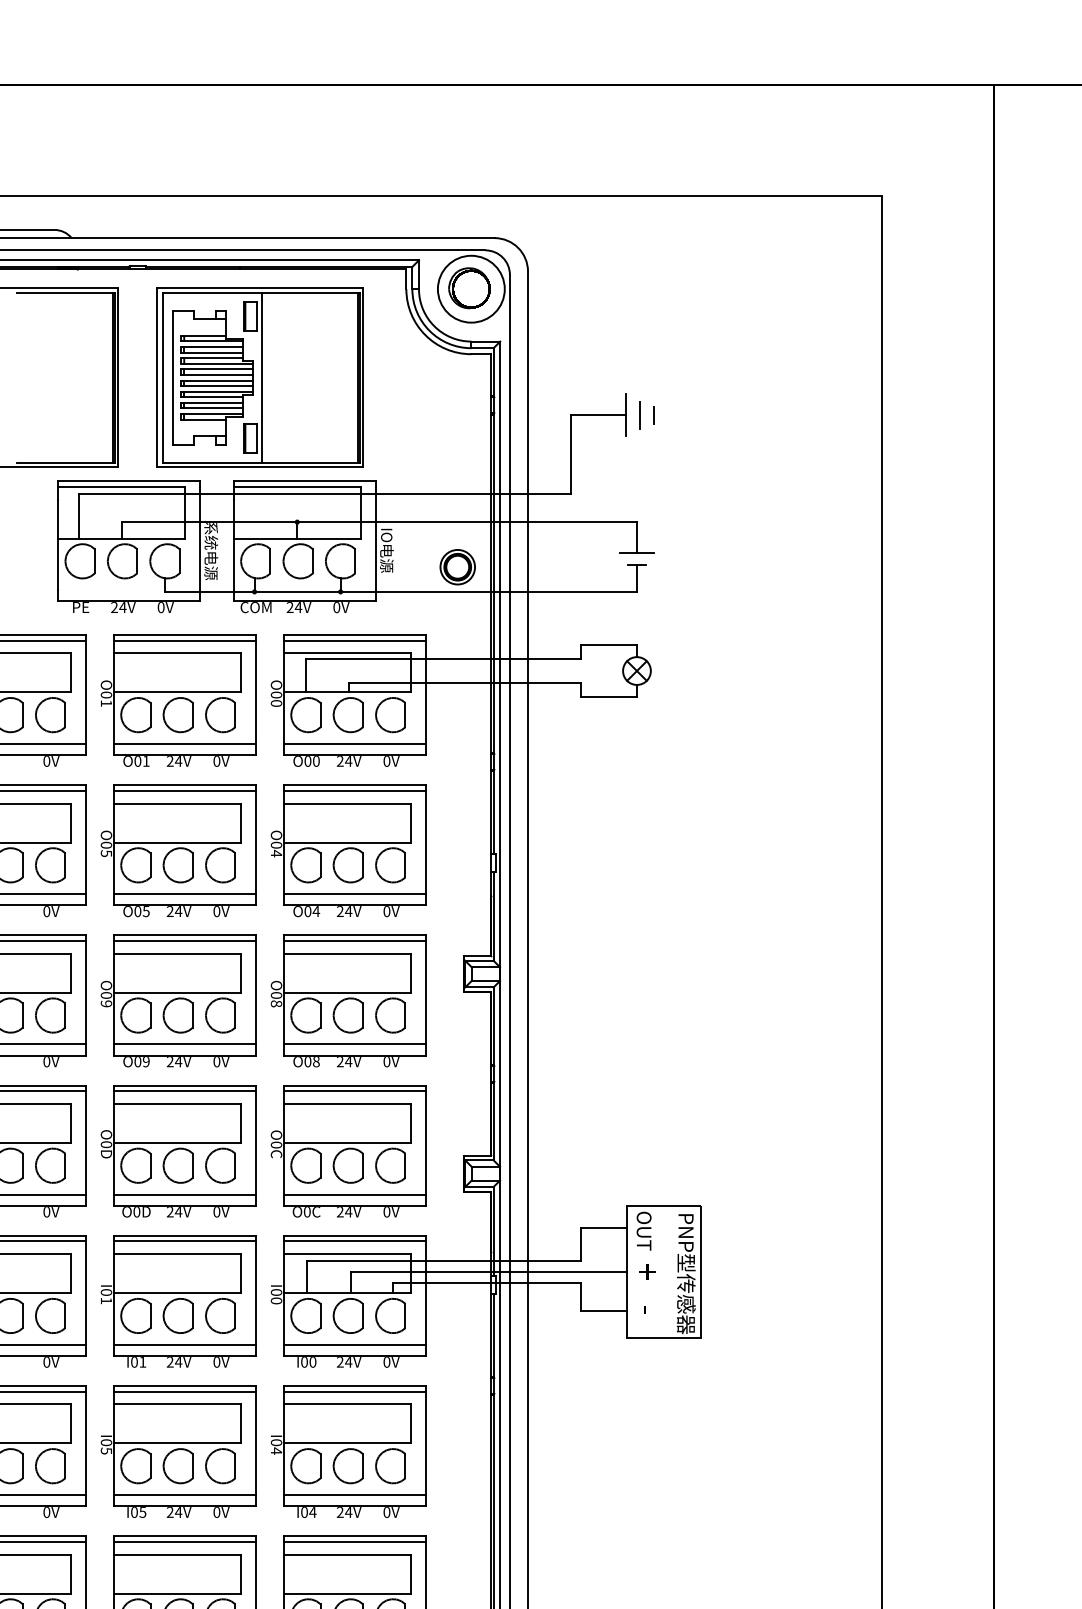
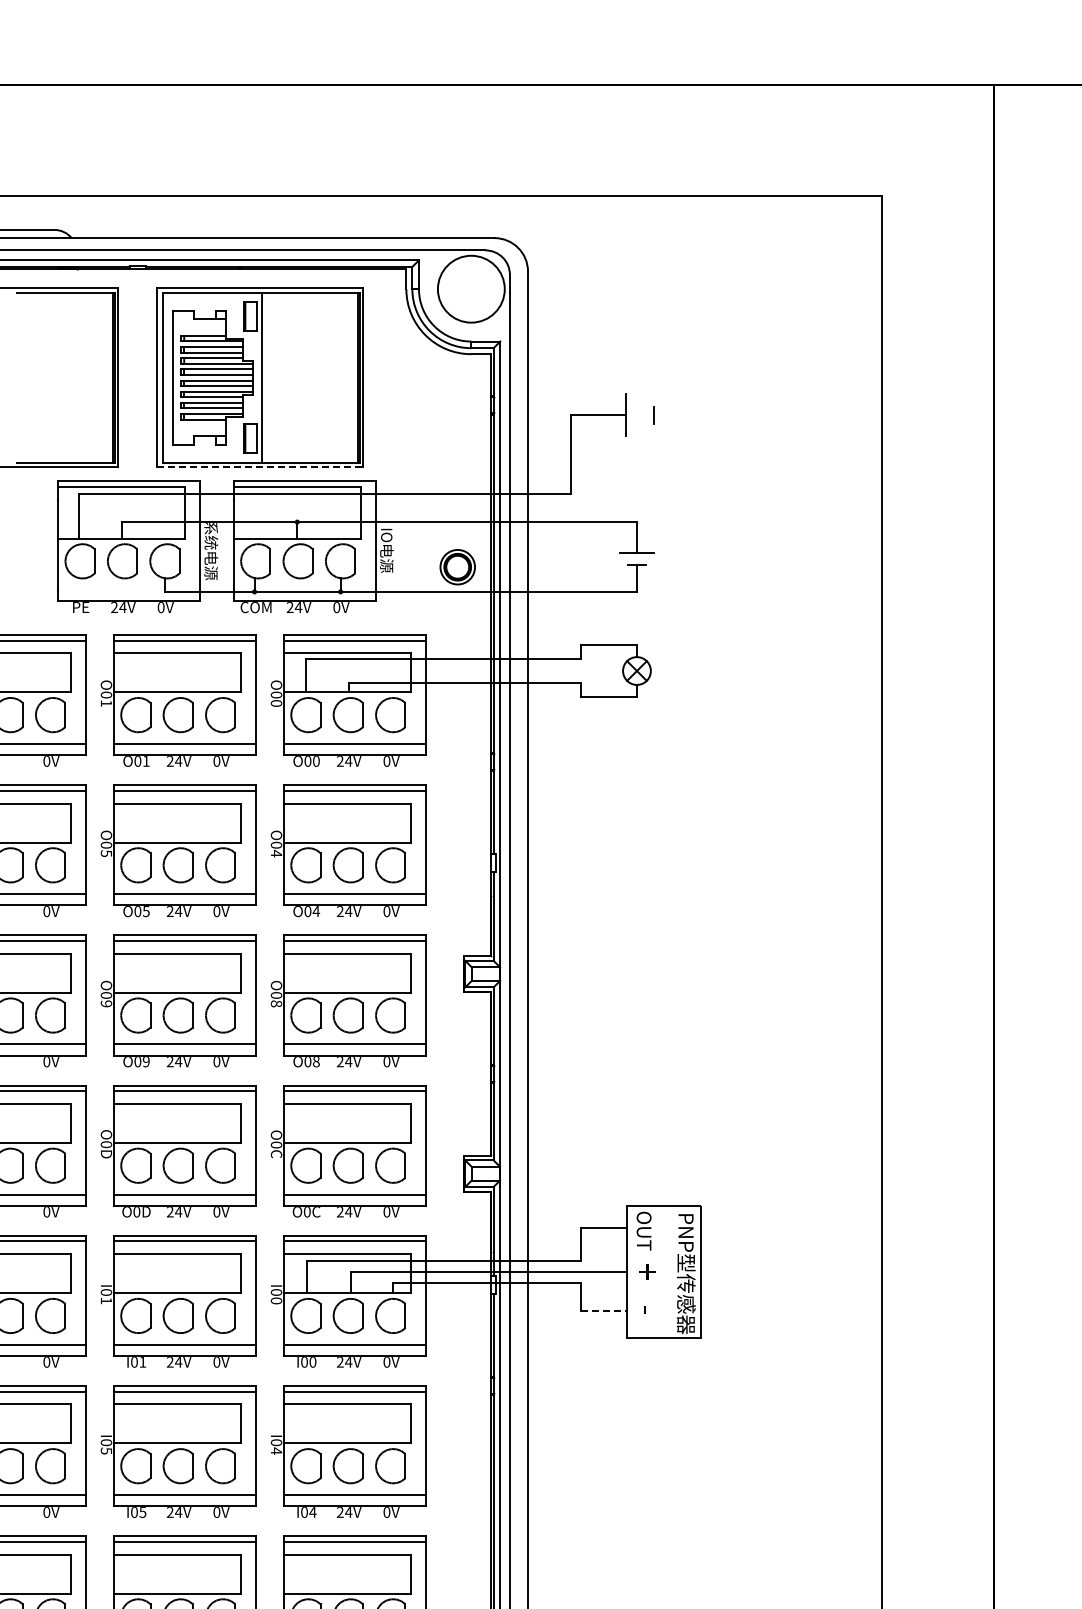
part: present -> none (469, 288)
line: present -> none (639, 414)
line: solid -> dashed (260, 467)
line: solid -> dashed (604, 1310)
